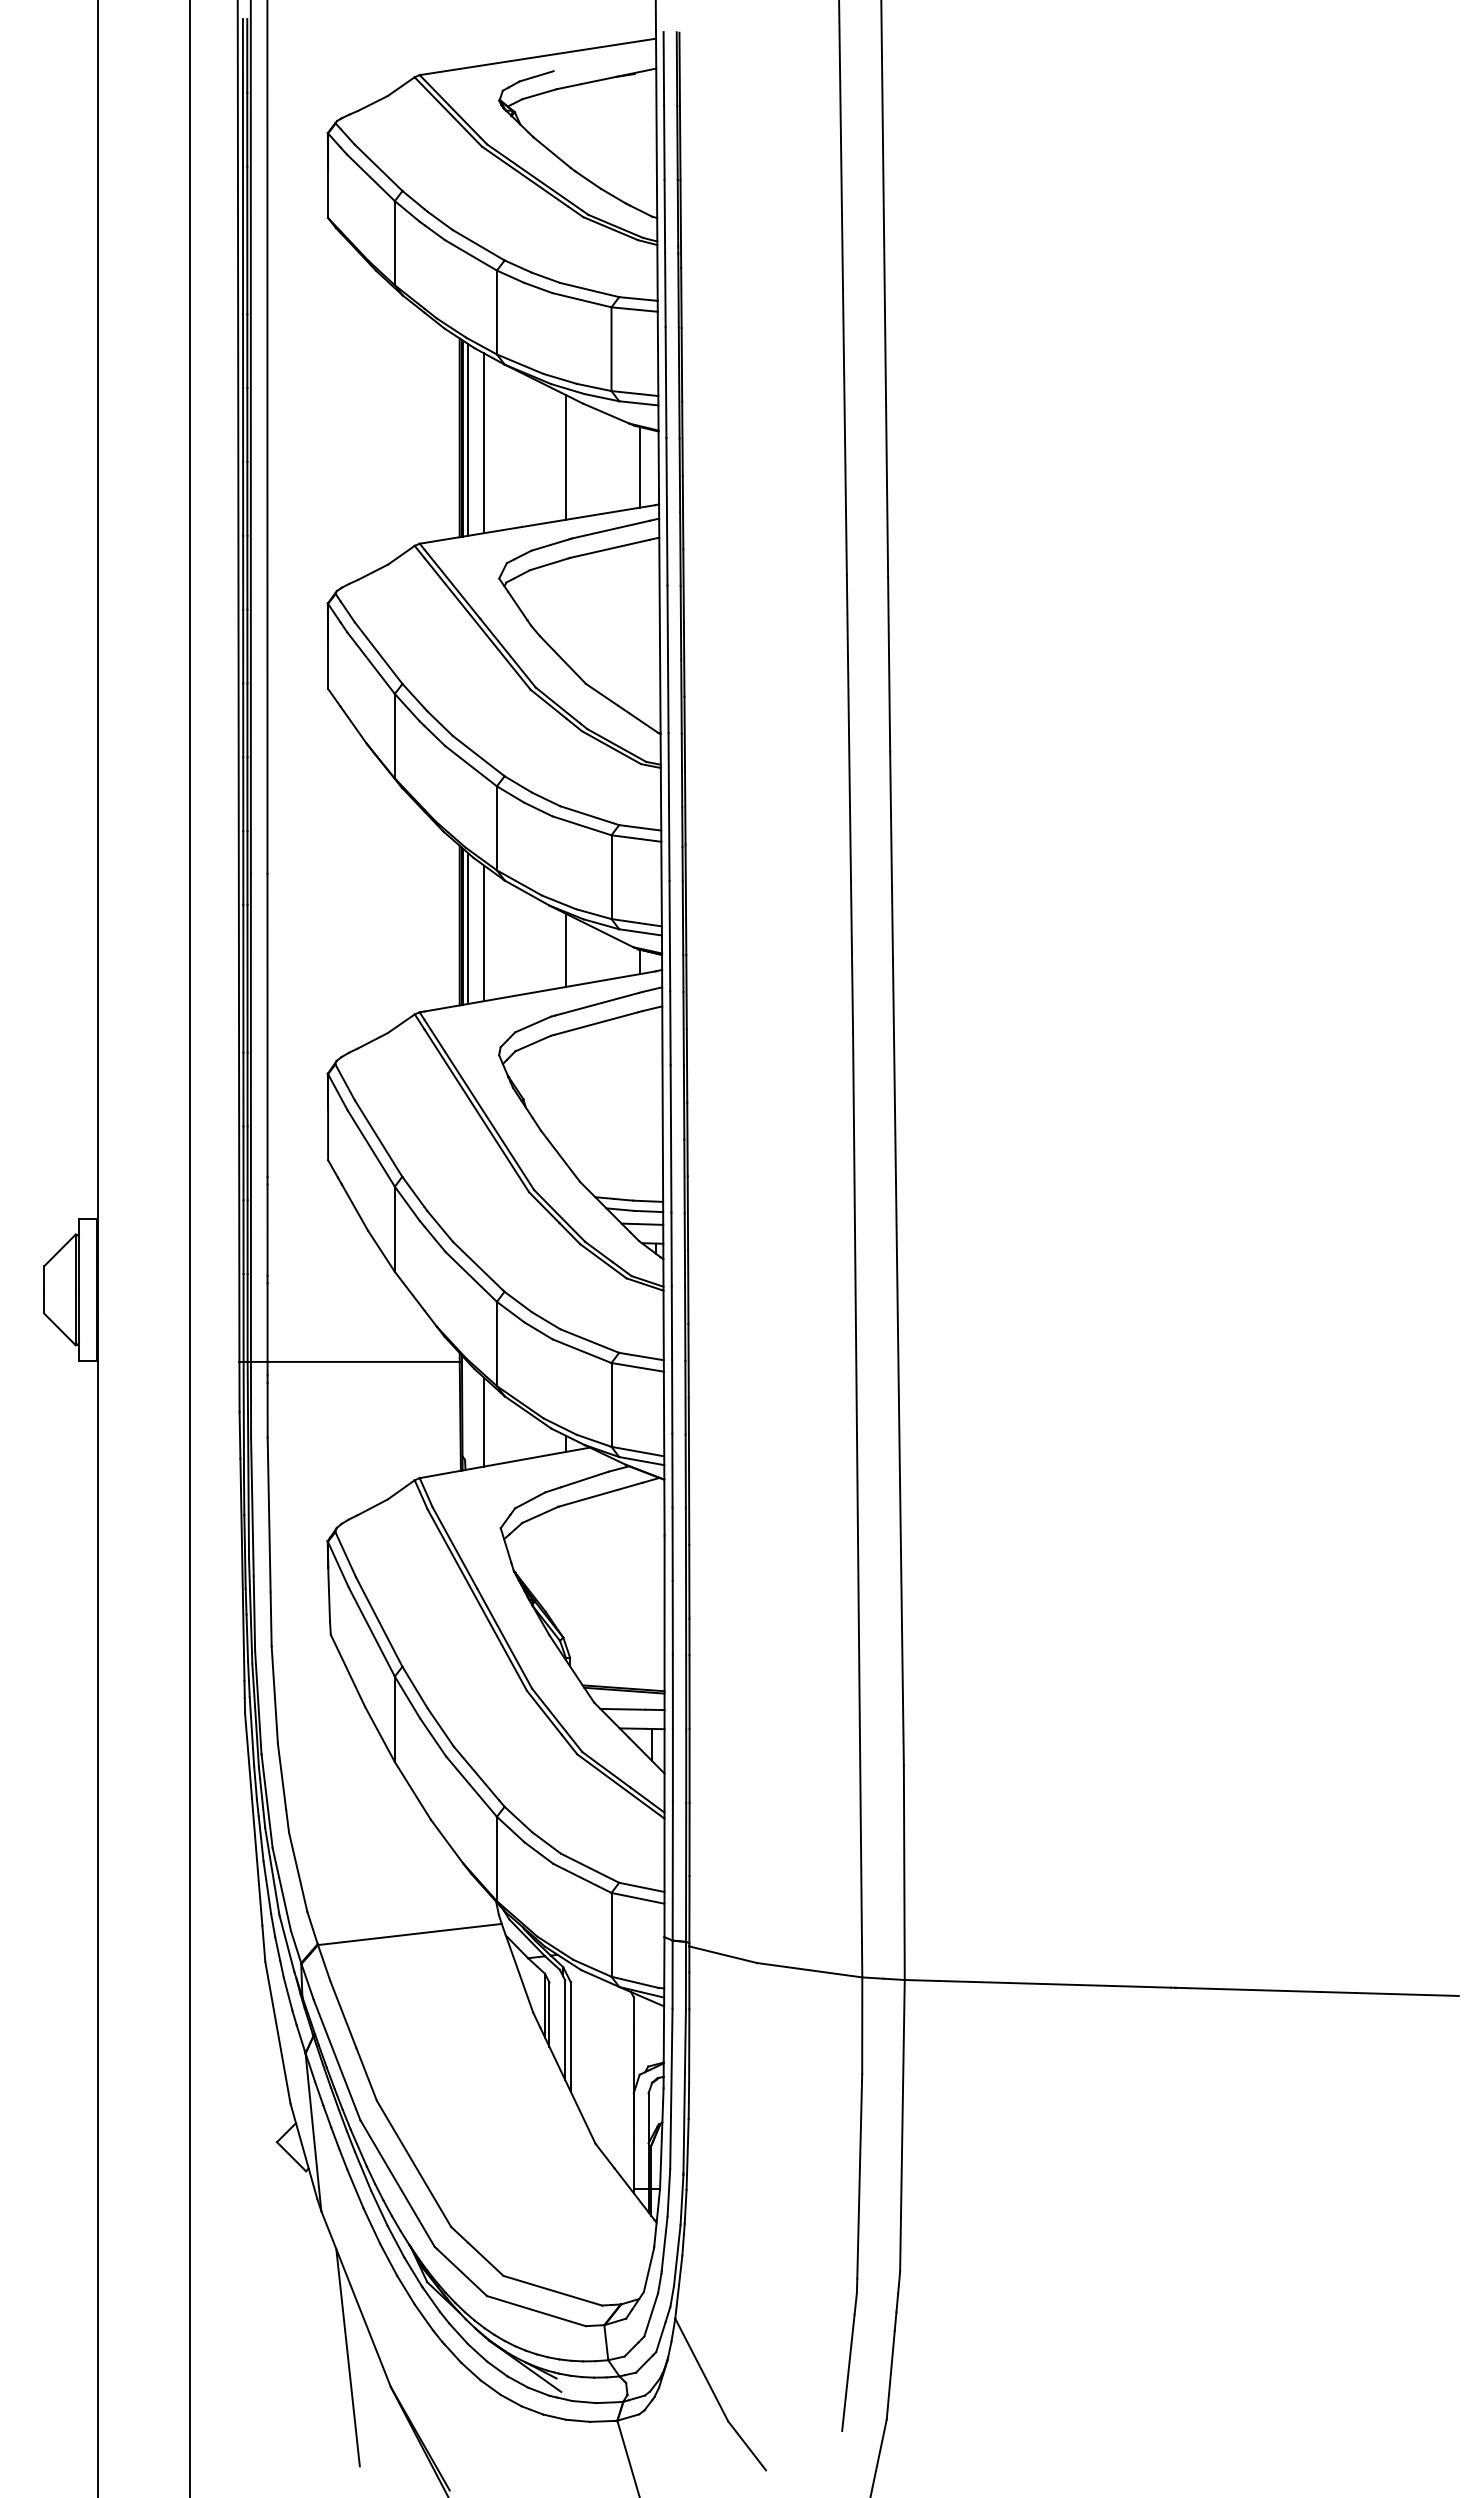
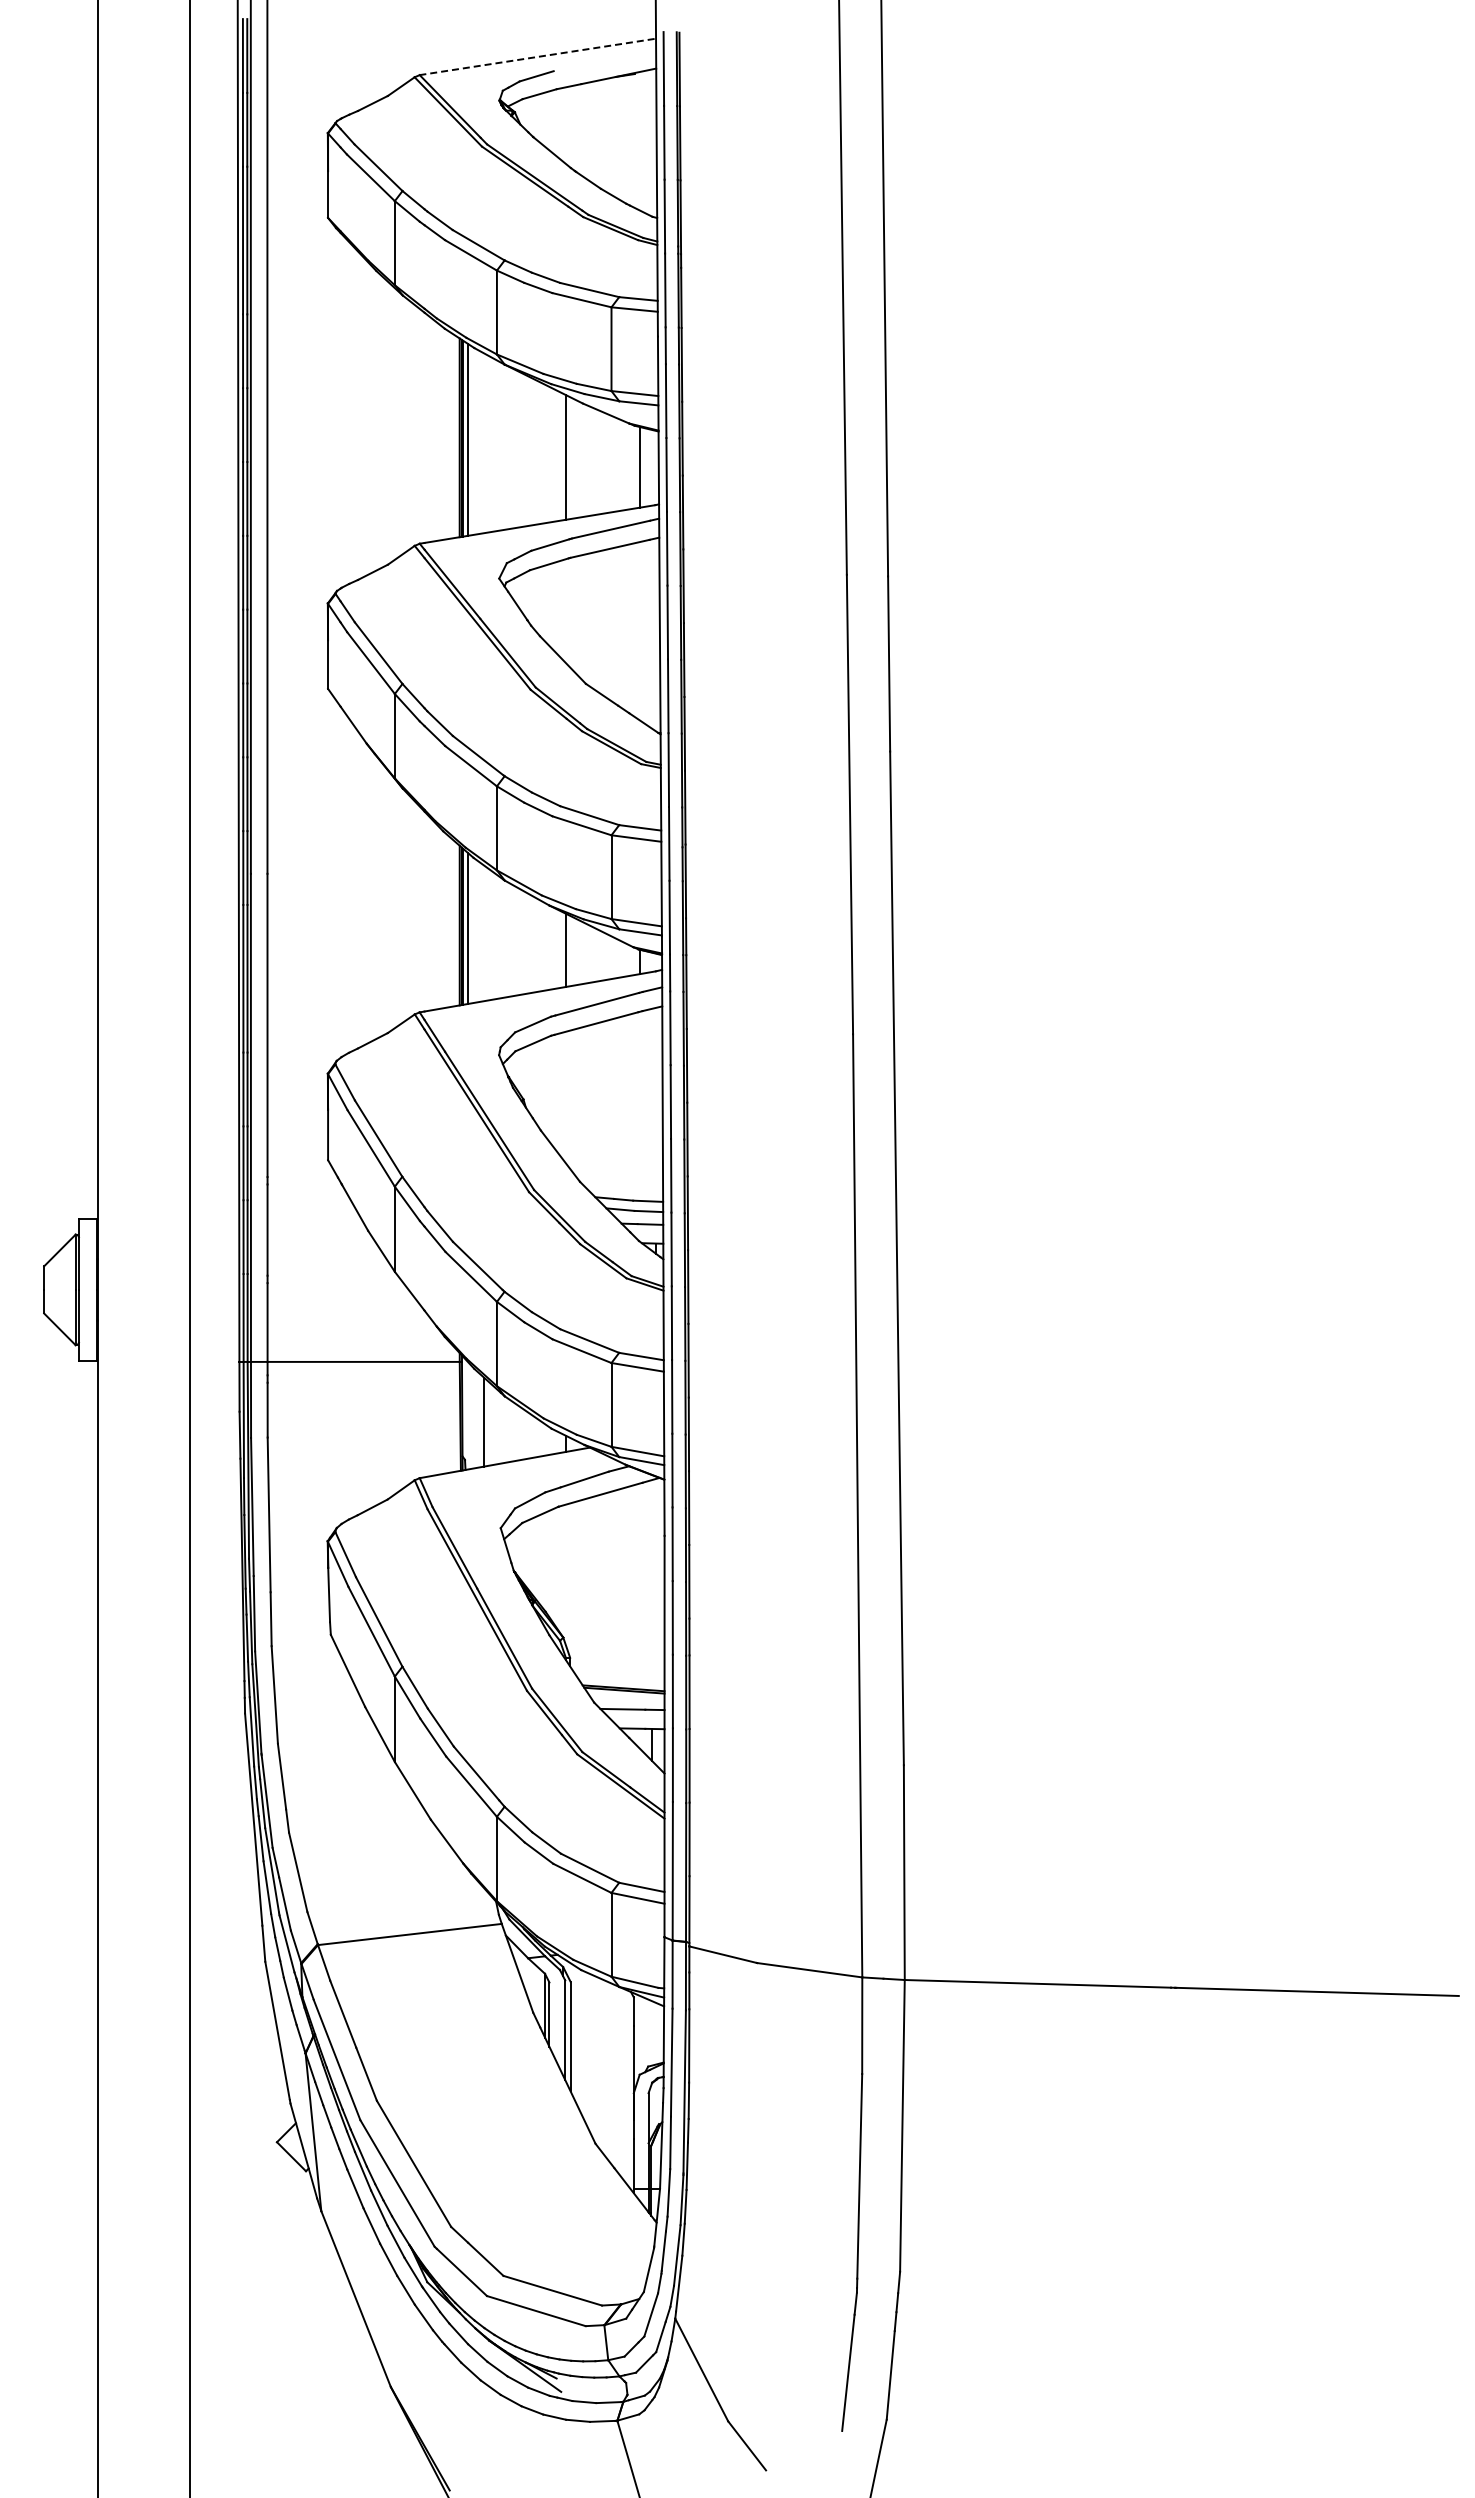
line: solid -> dashed (537, 57)
line: present -> none (484, 443)
line: present -> none (484, 933)
line: present -> none (347, 2357)
